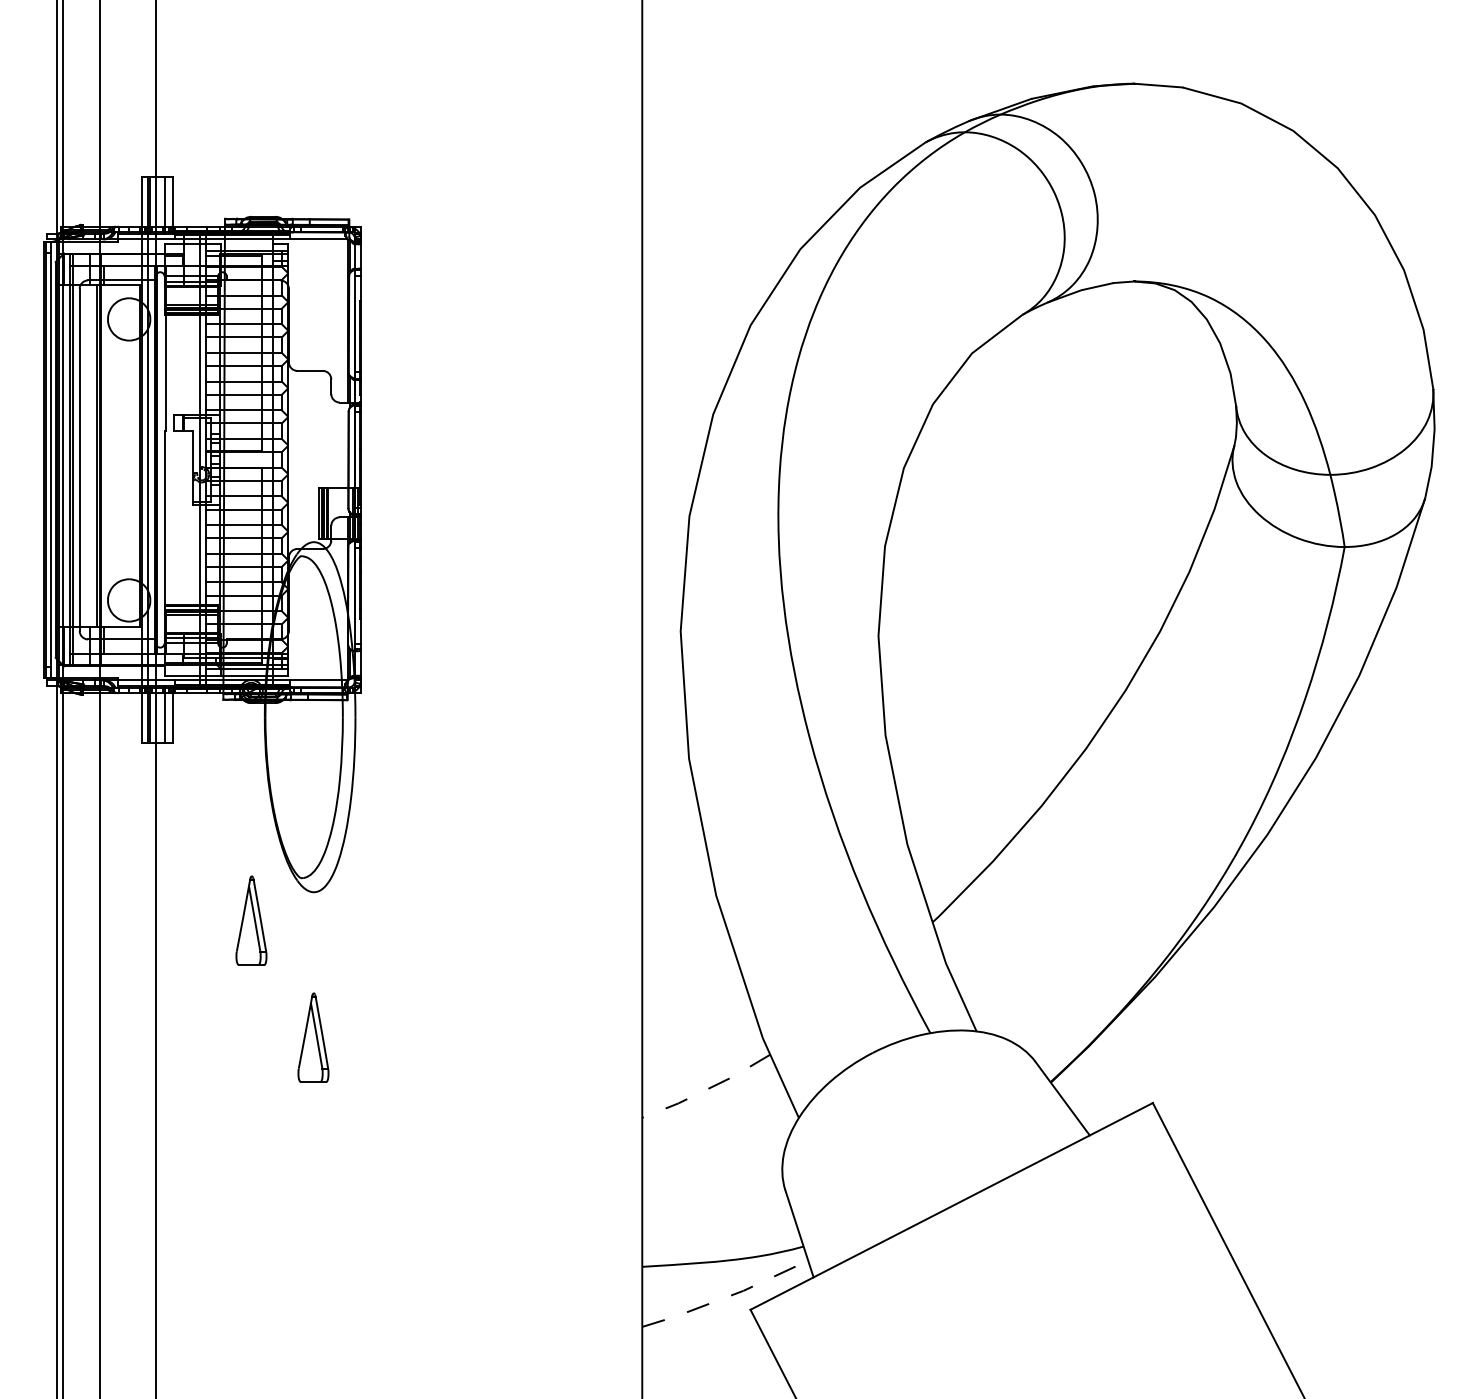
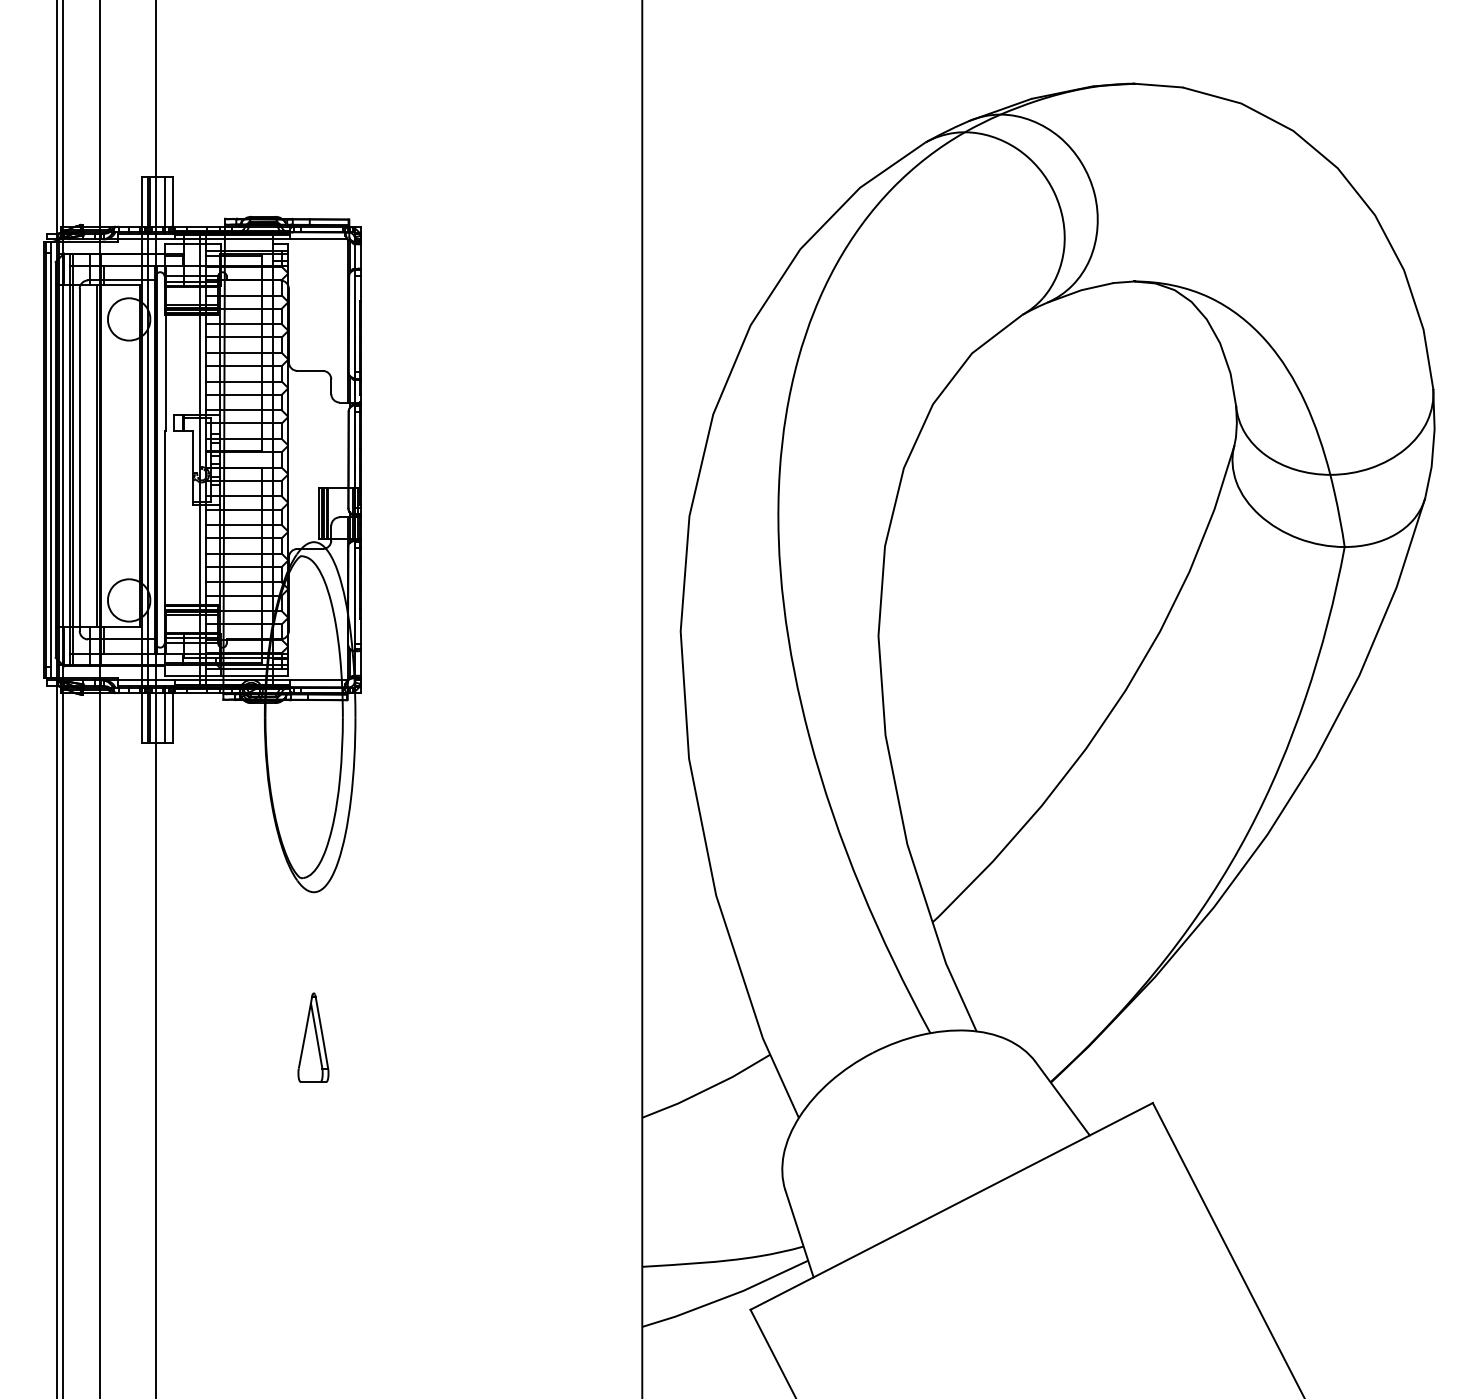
part: present -> none (251, 920)
line: dashed -> solid (707, 1089)
line: dashed -> solid (726, 1297)
